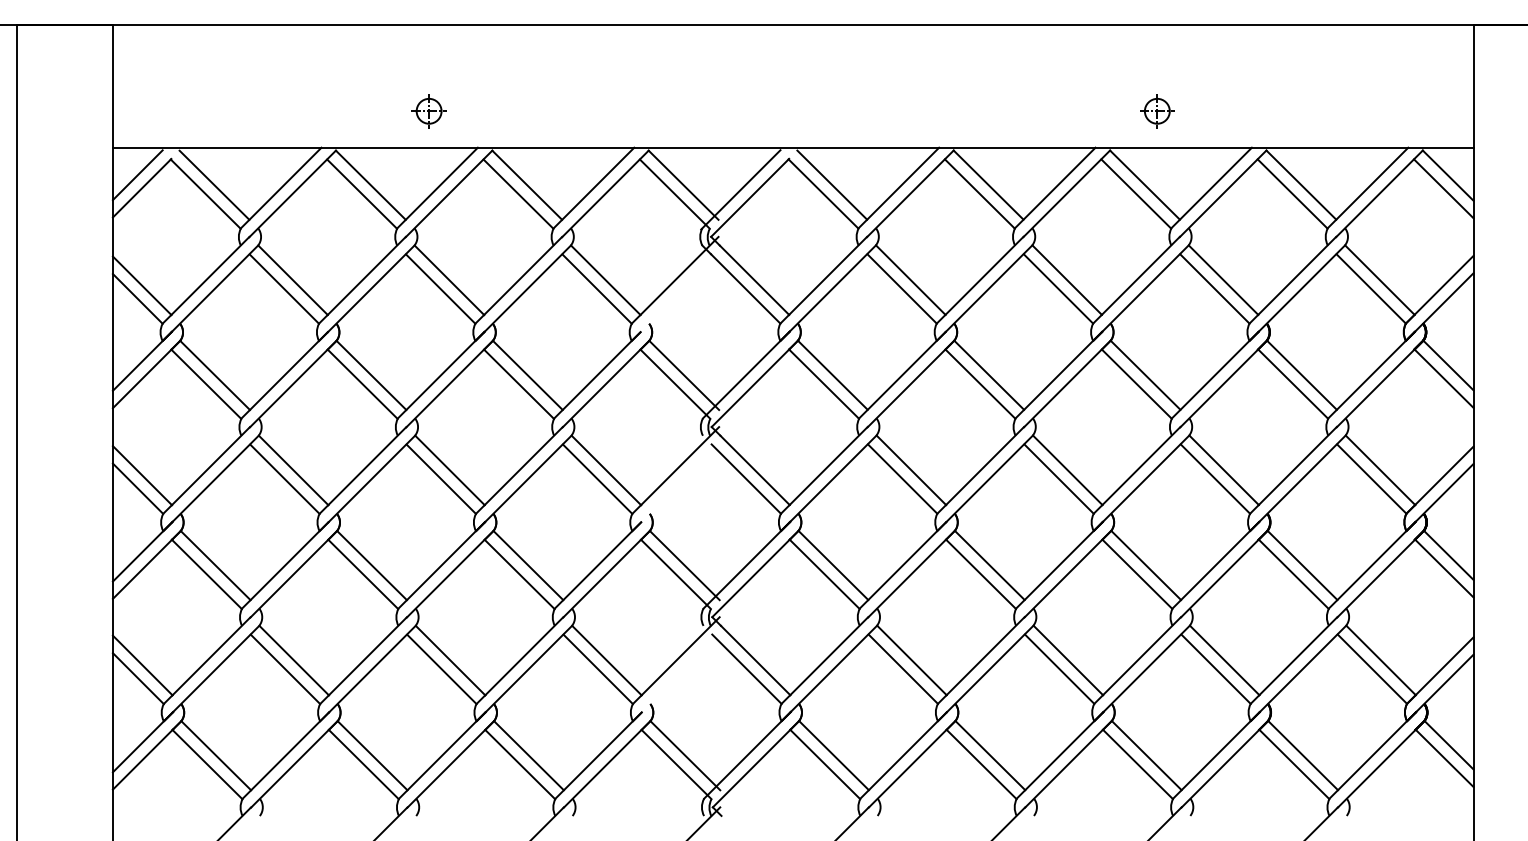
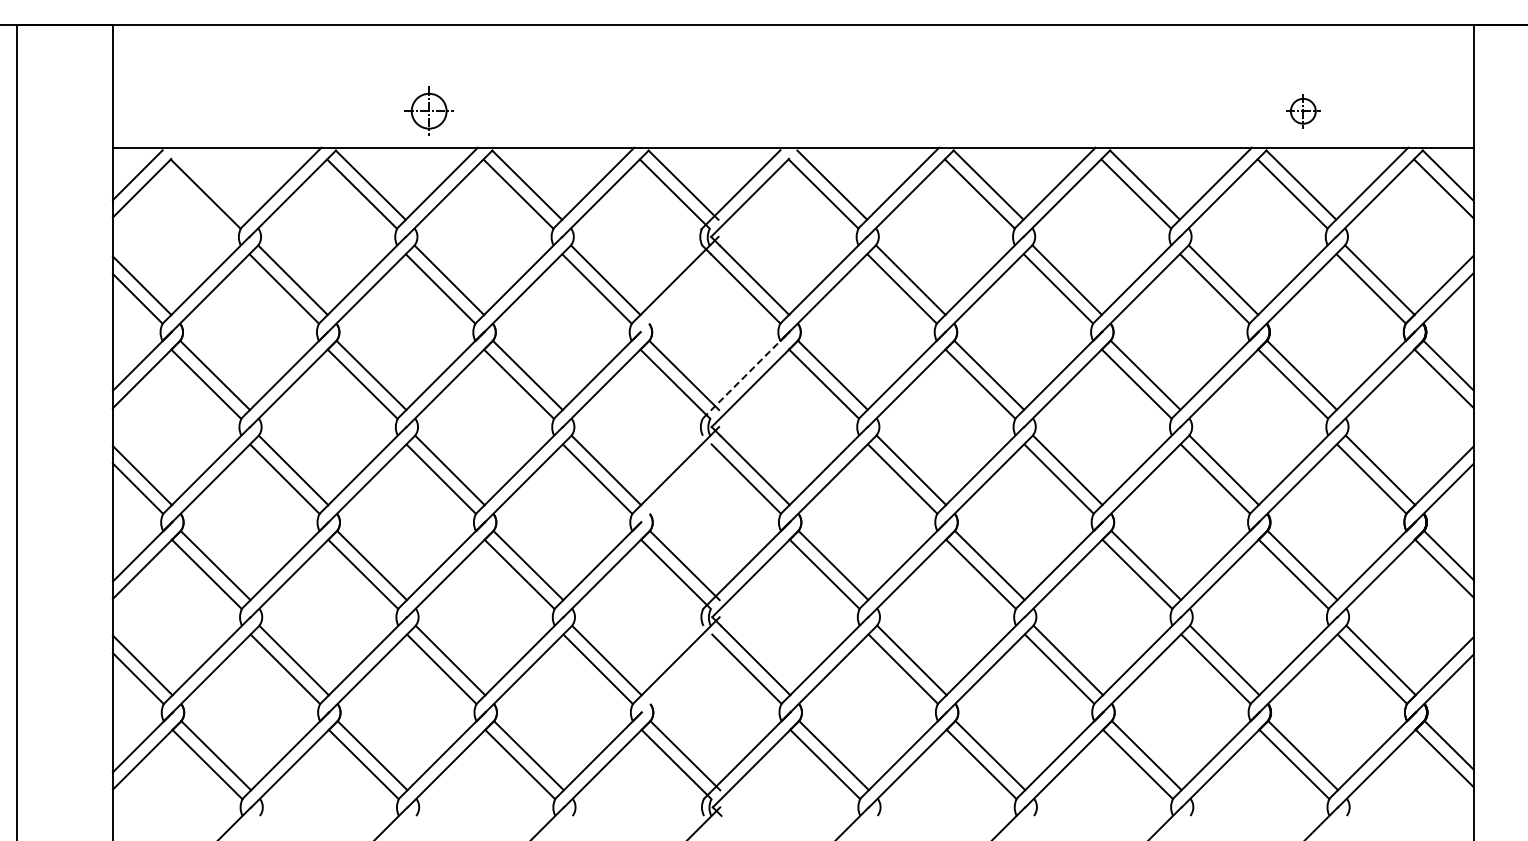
part size: 36x35 px -> 50x50 px (428, 110)
part position: (1157, 111) -> (1303, 111) (1303, 111)
line: present -> none (214, 184)
line: solid -> dashed (746, 374)
